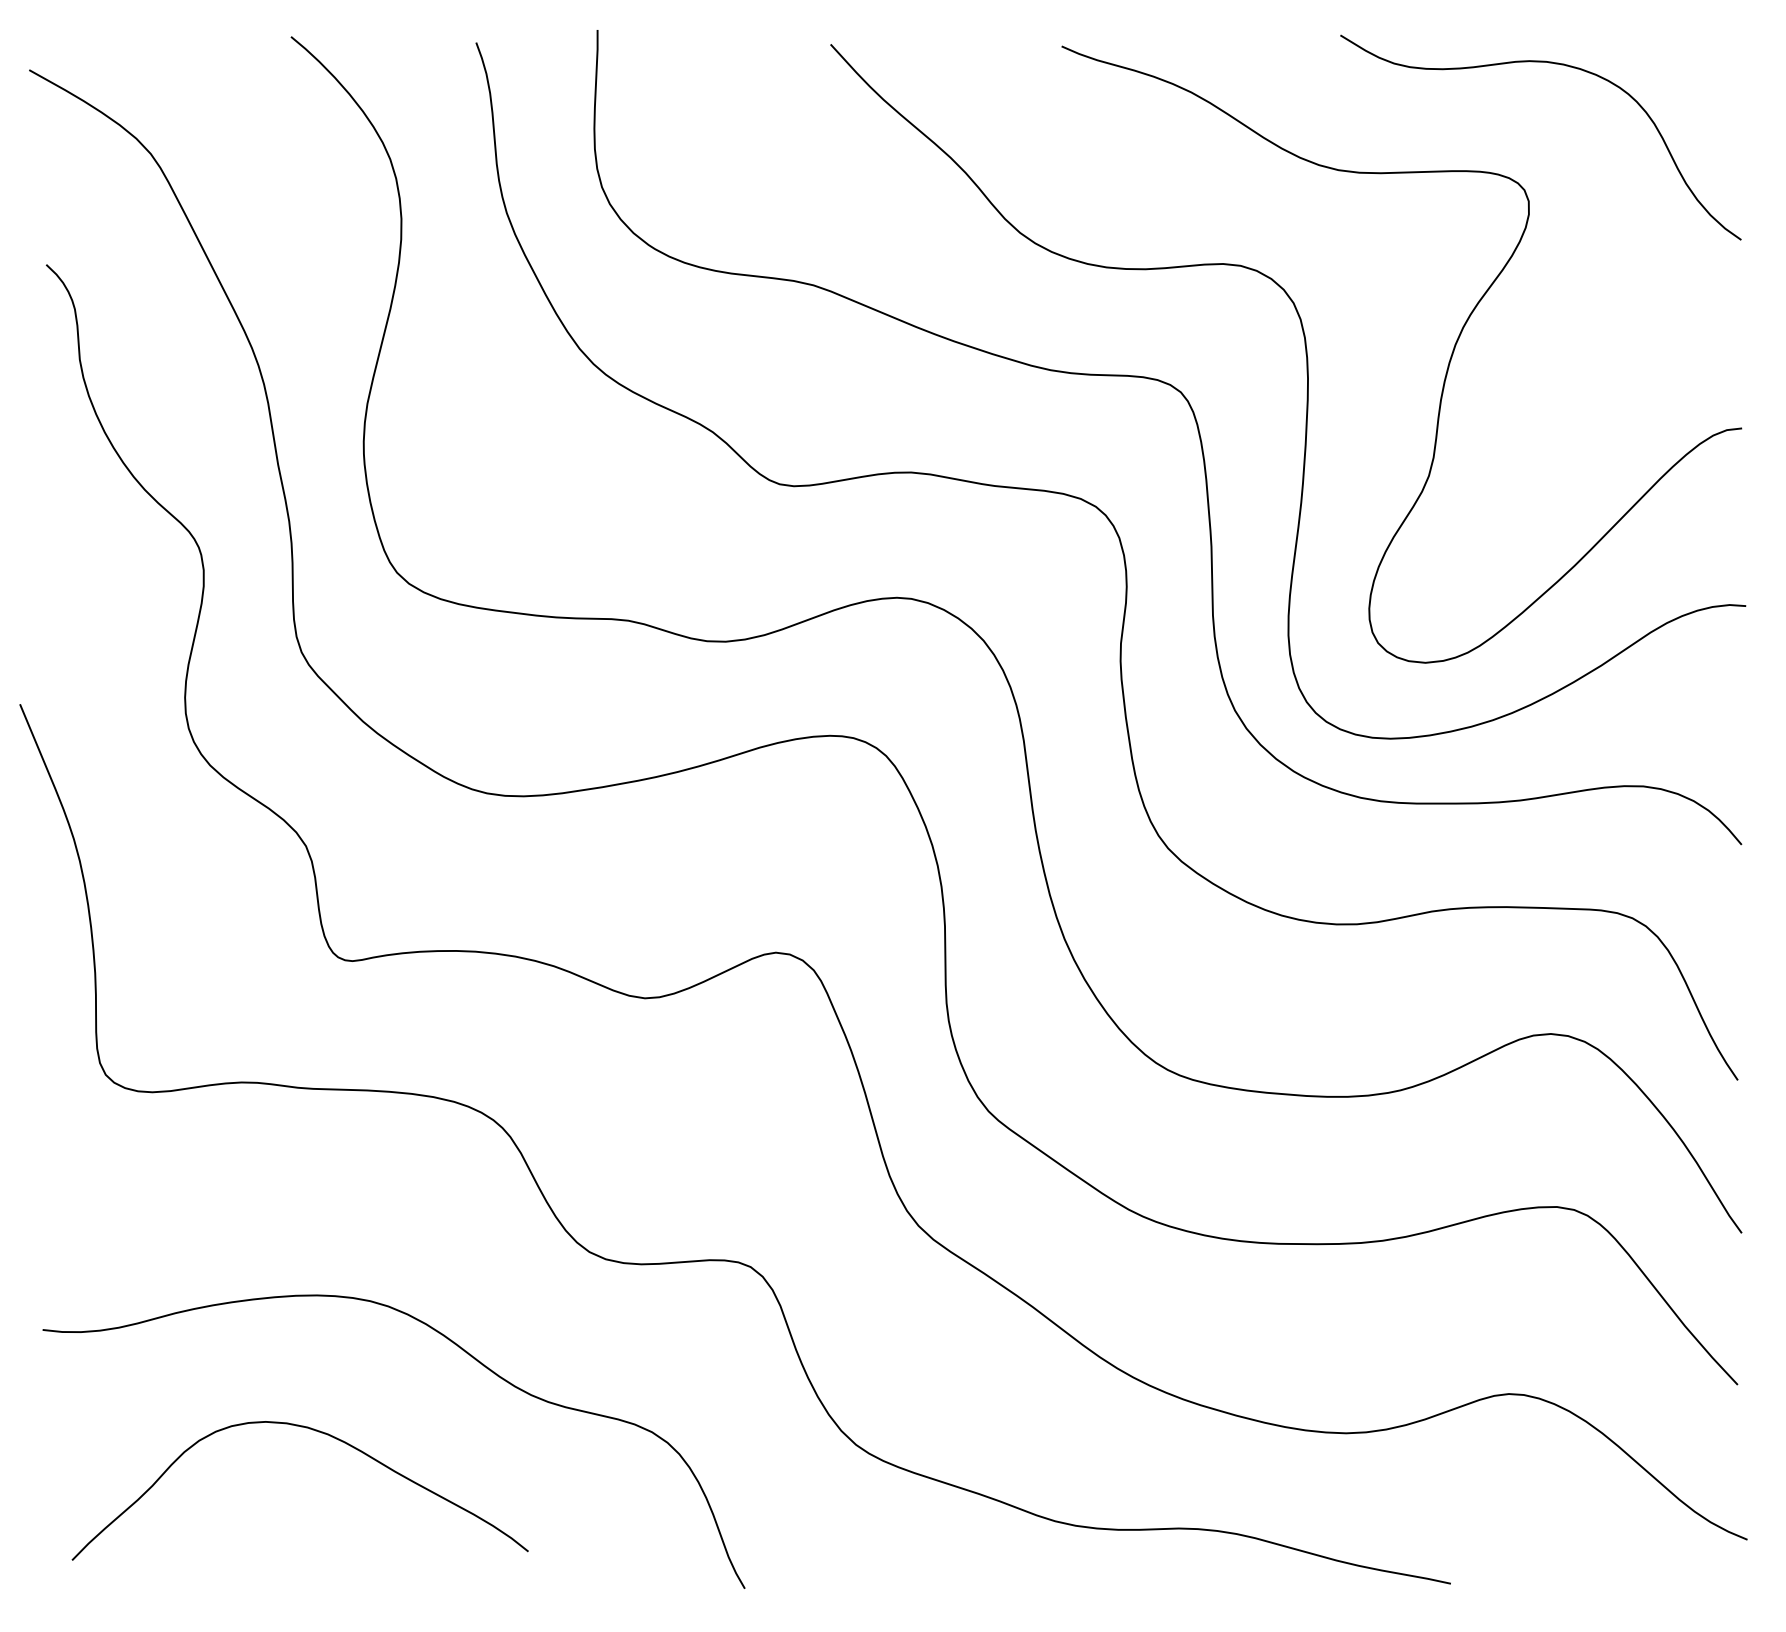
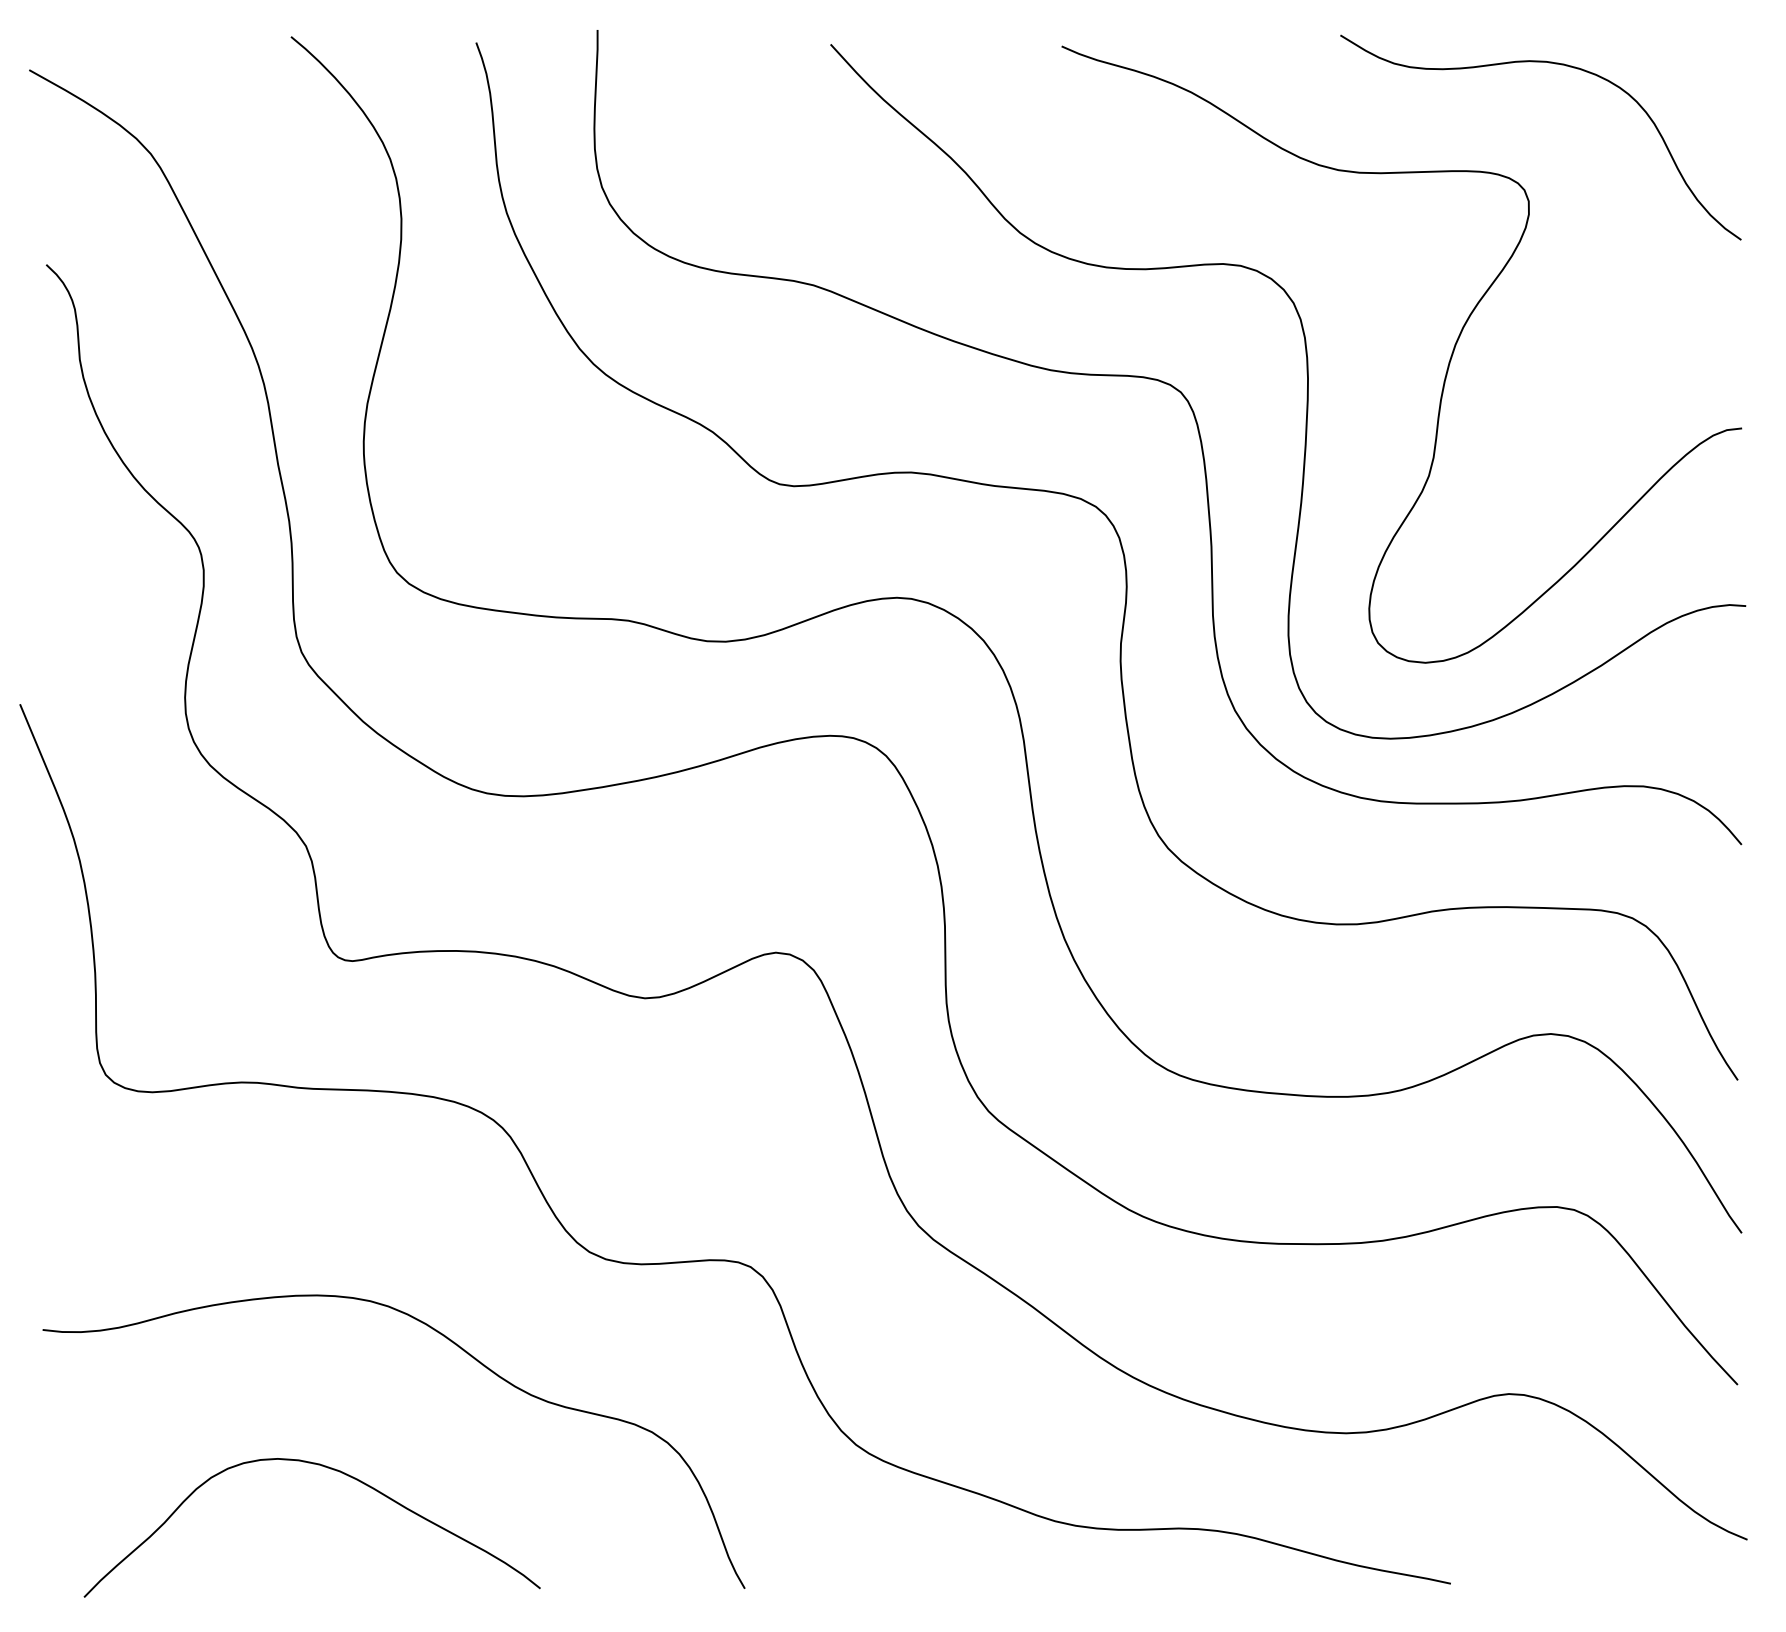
curve position: (318, 1432) -> (330, 1469) (330, 1469)
